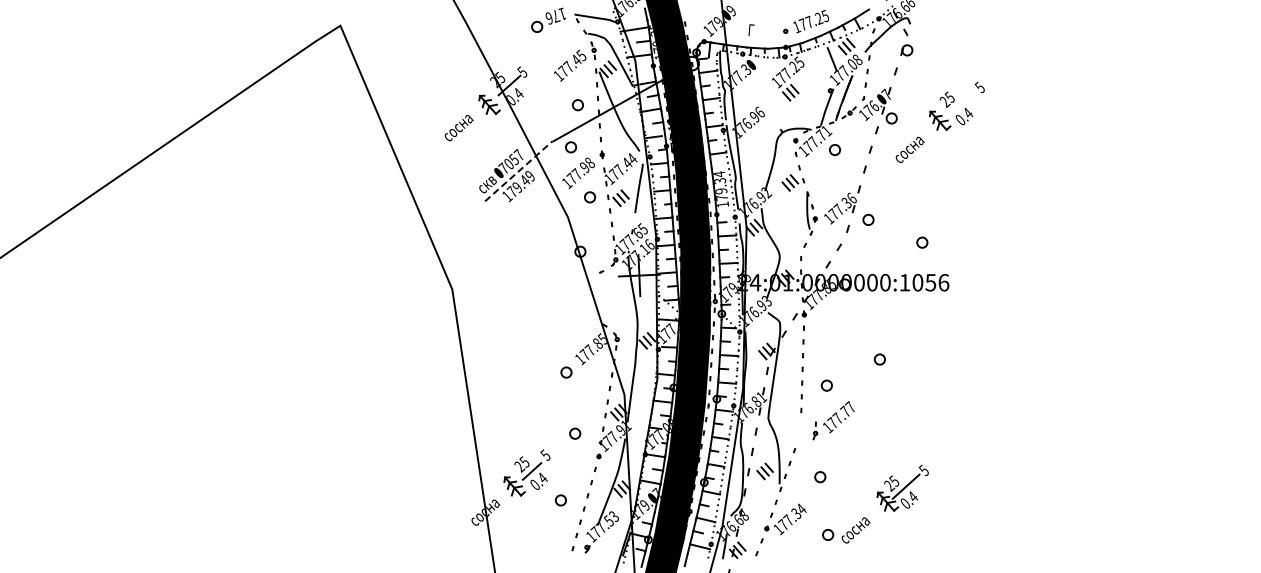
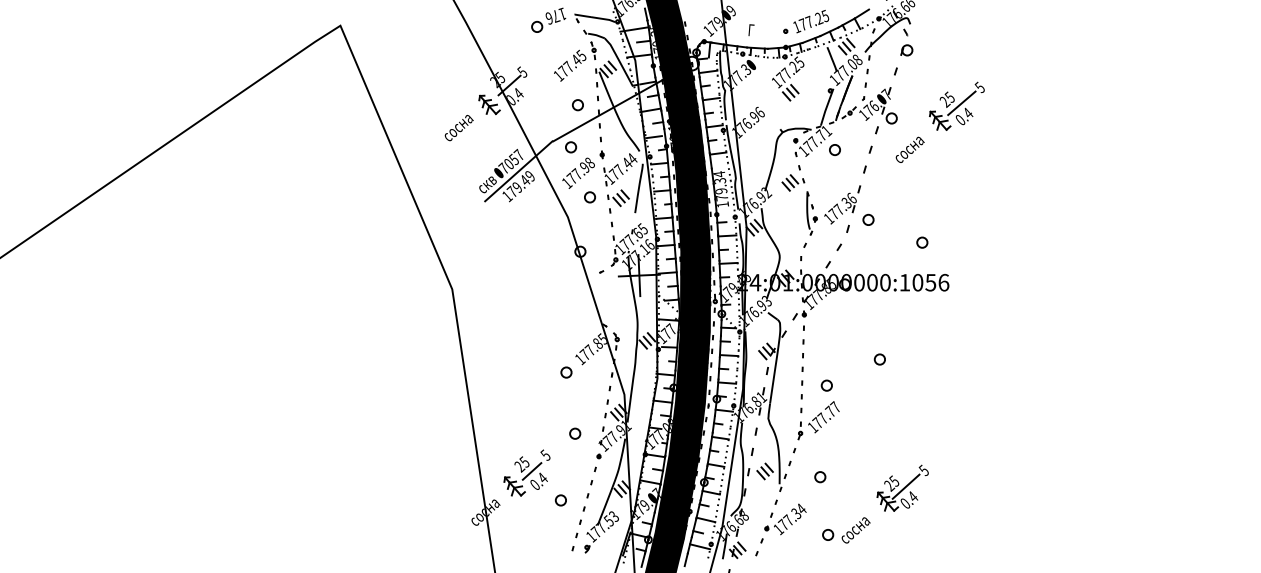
line: none -> present (961, 103)
line: dashed -> solid (519, 171)
part position: (833, 420) -> (818, 420) (818, 420)
